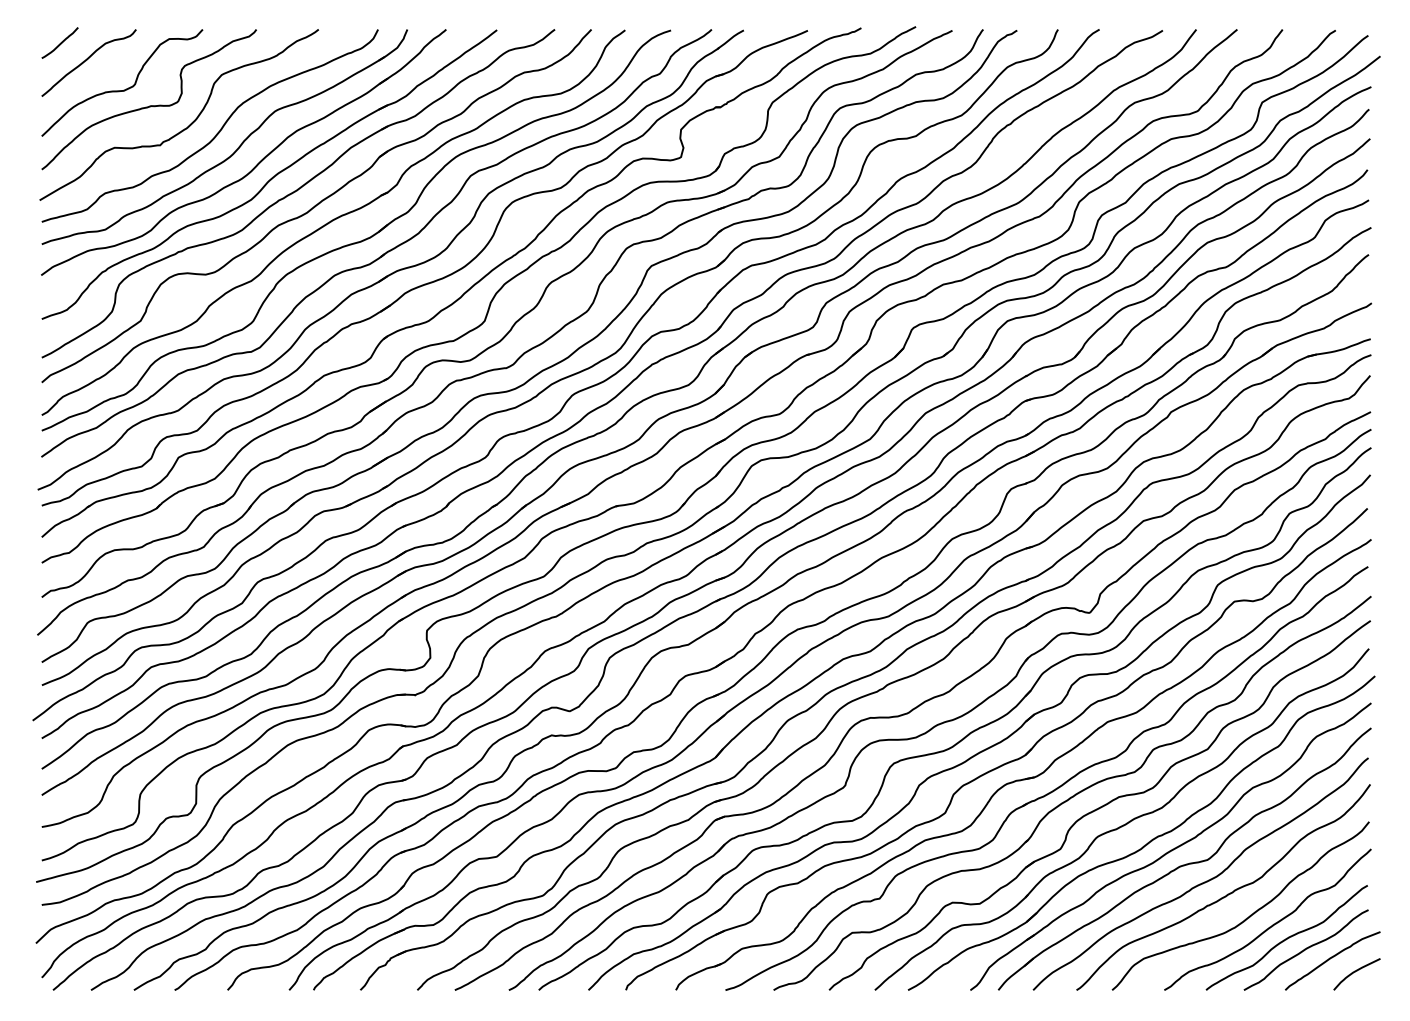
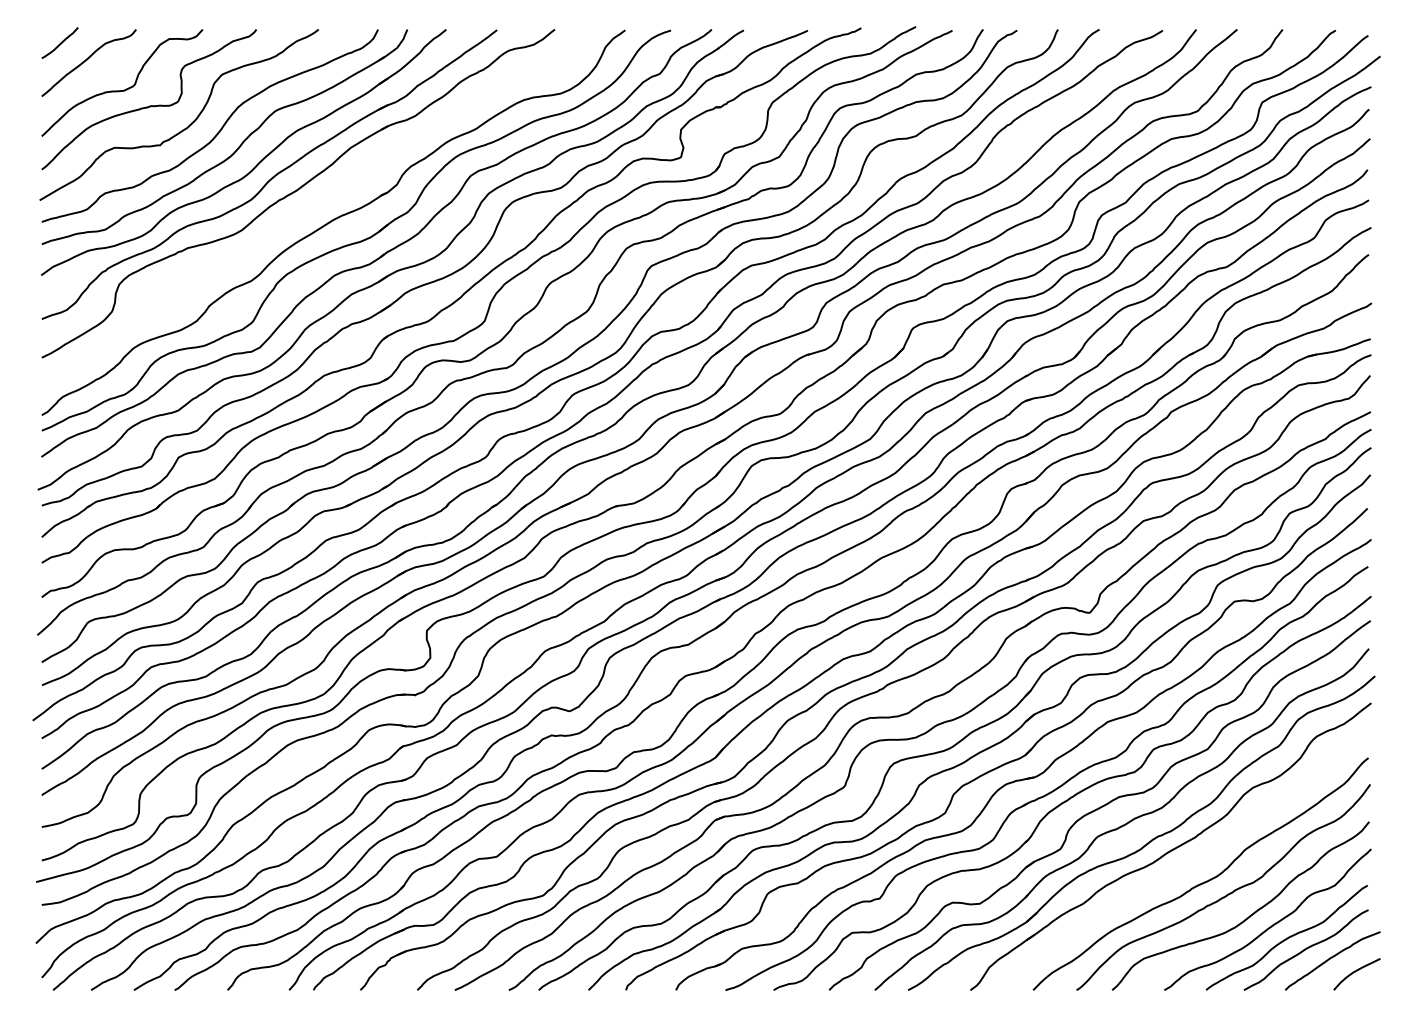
part: present -> none (316, 206)
part: present -> none (1184, 858)
